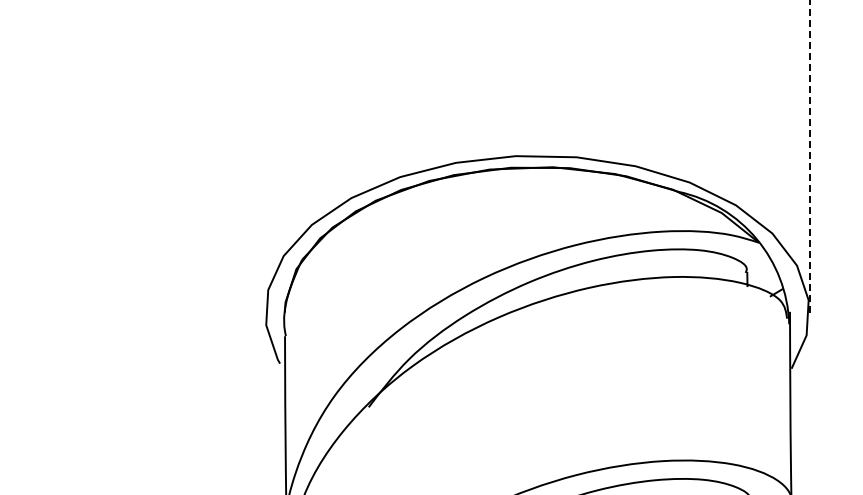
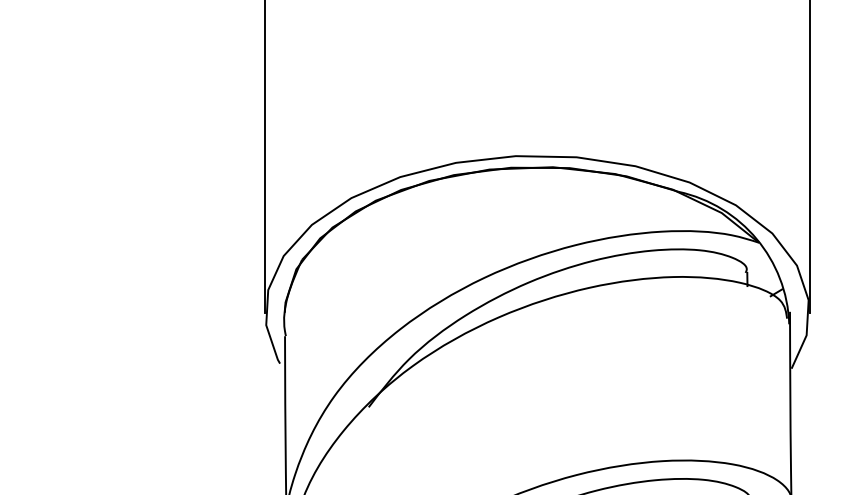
line: dashed -> solid (809, 156)
line: none -> present (265, 157)
